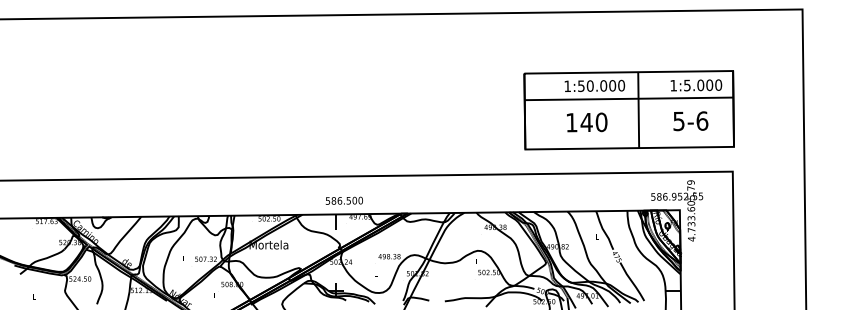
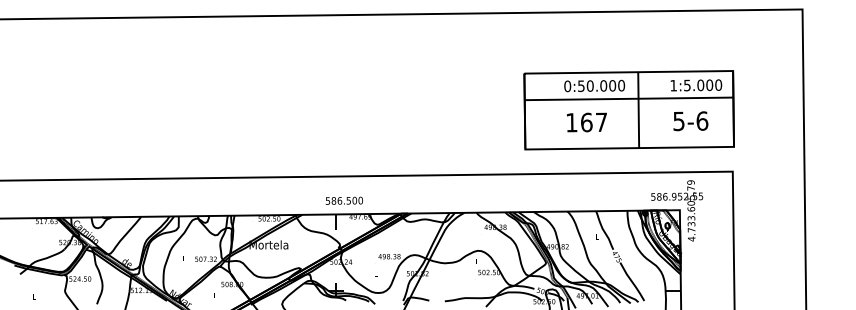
text: 1:50.000 -> 0:50.000 (567, 86)
text: 140 -> 167 (593, 122)
